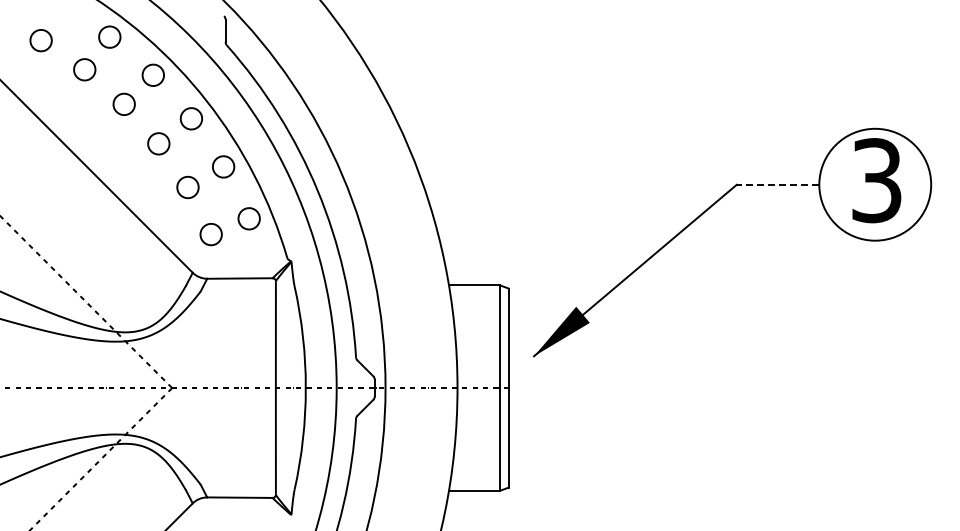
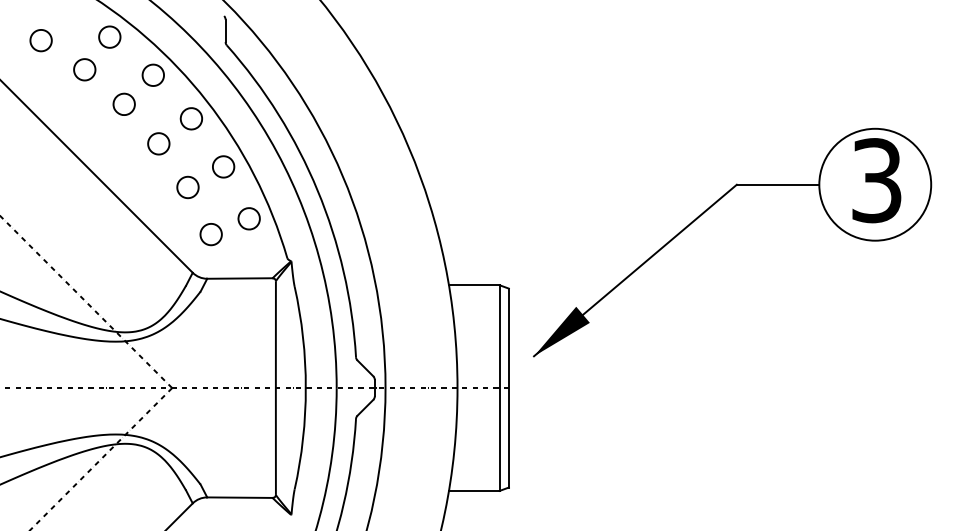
line: dashed -> solid (777, 184)
